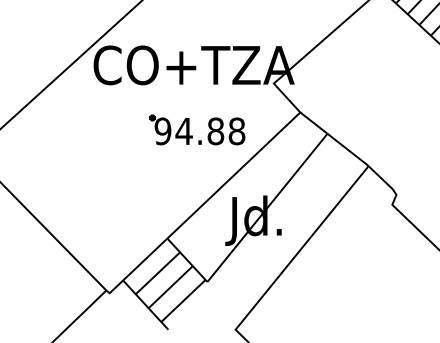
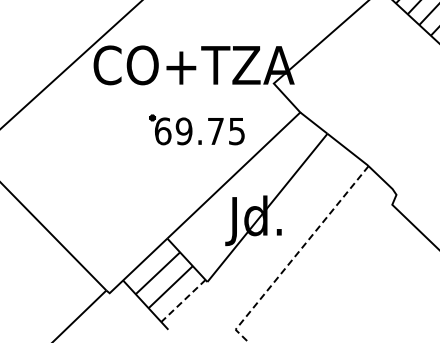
text: 94.88 -> 69.75 (199, 131)
line: solid -> dashed (296, 255)
line: solid -> dashed (183, 300)
